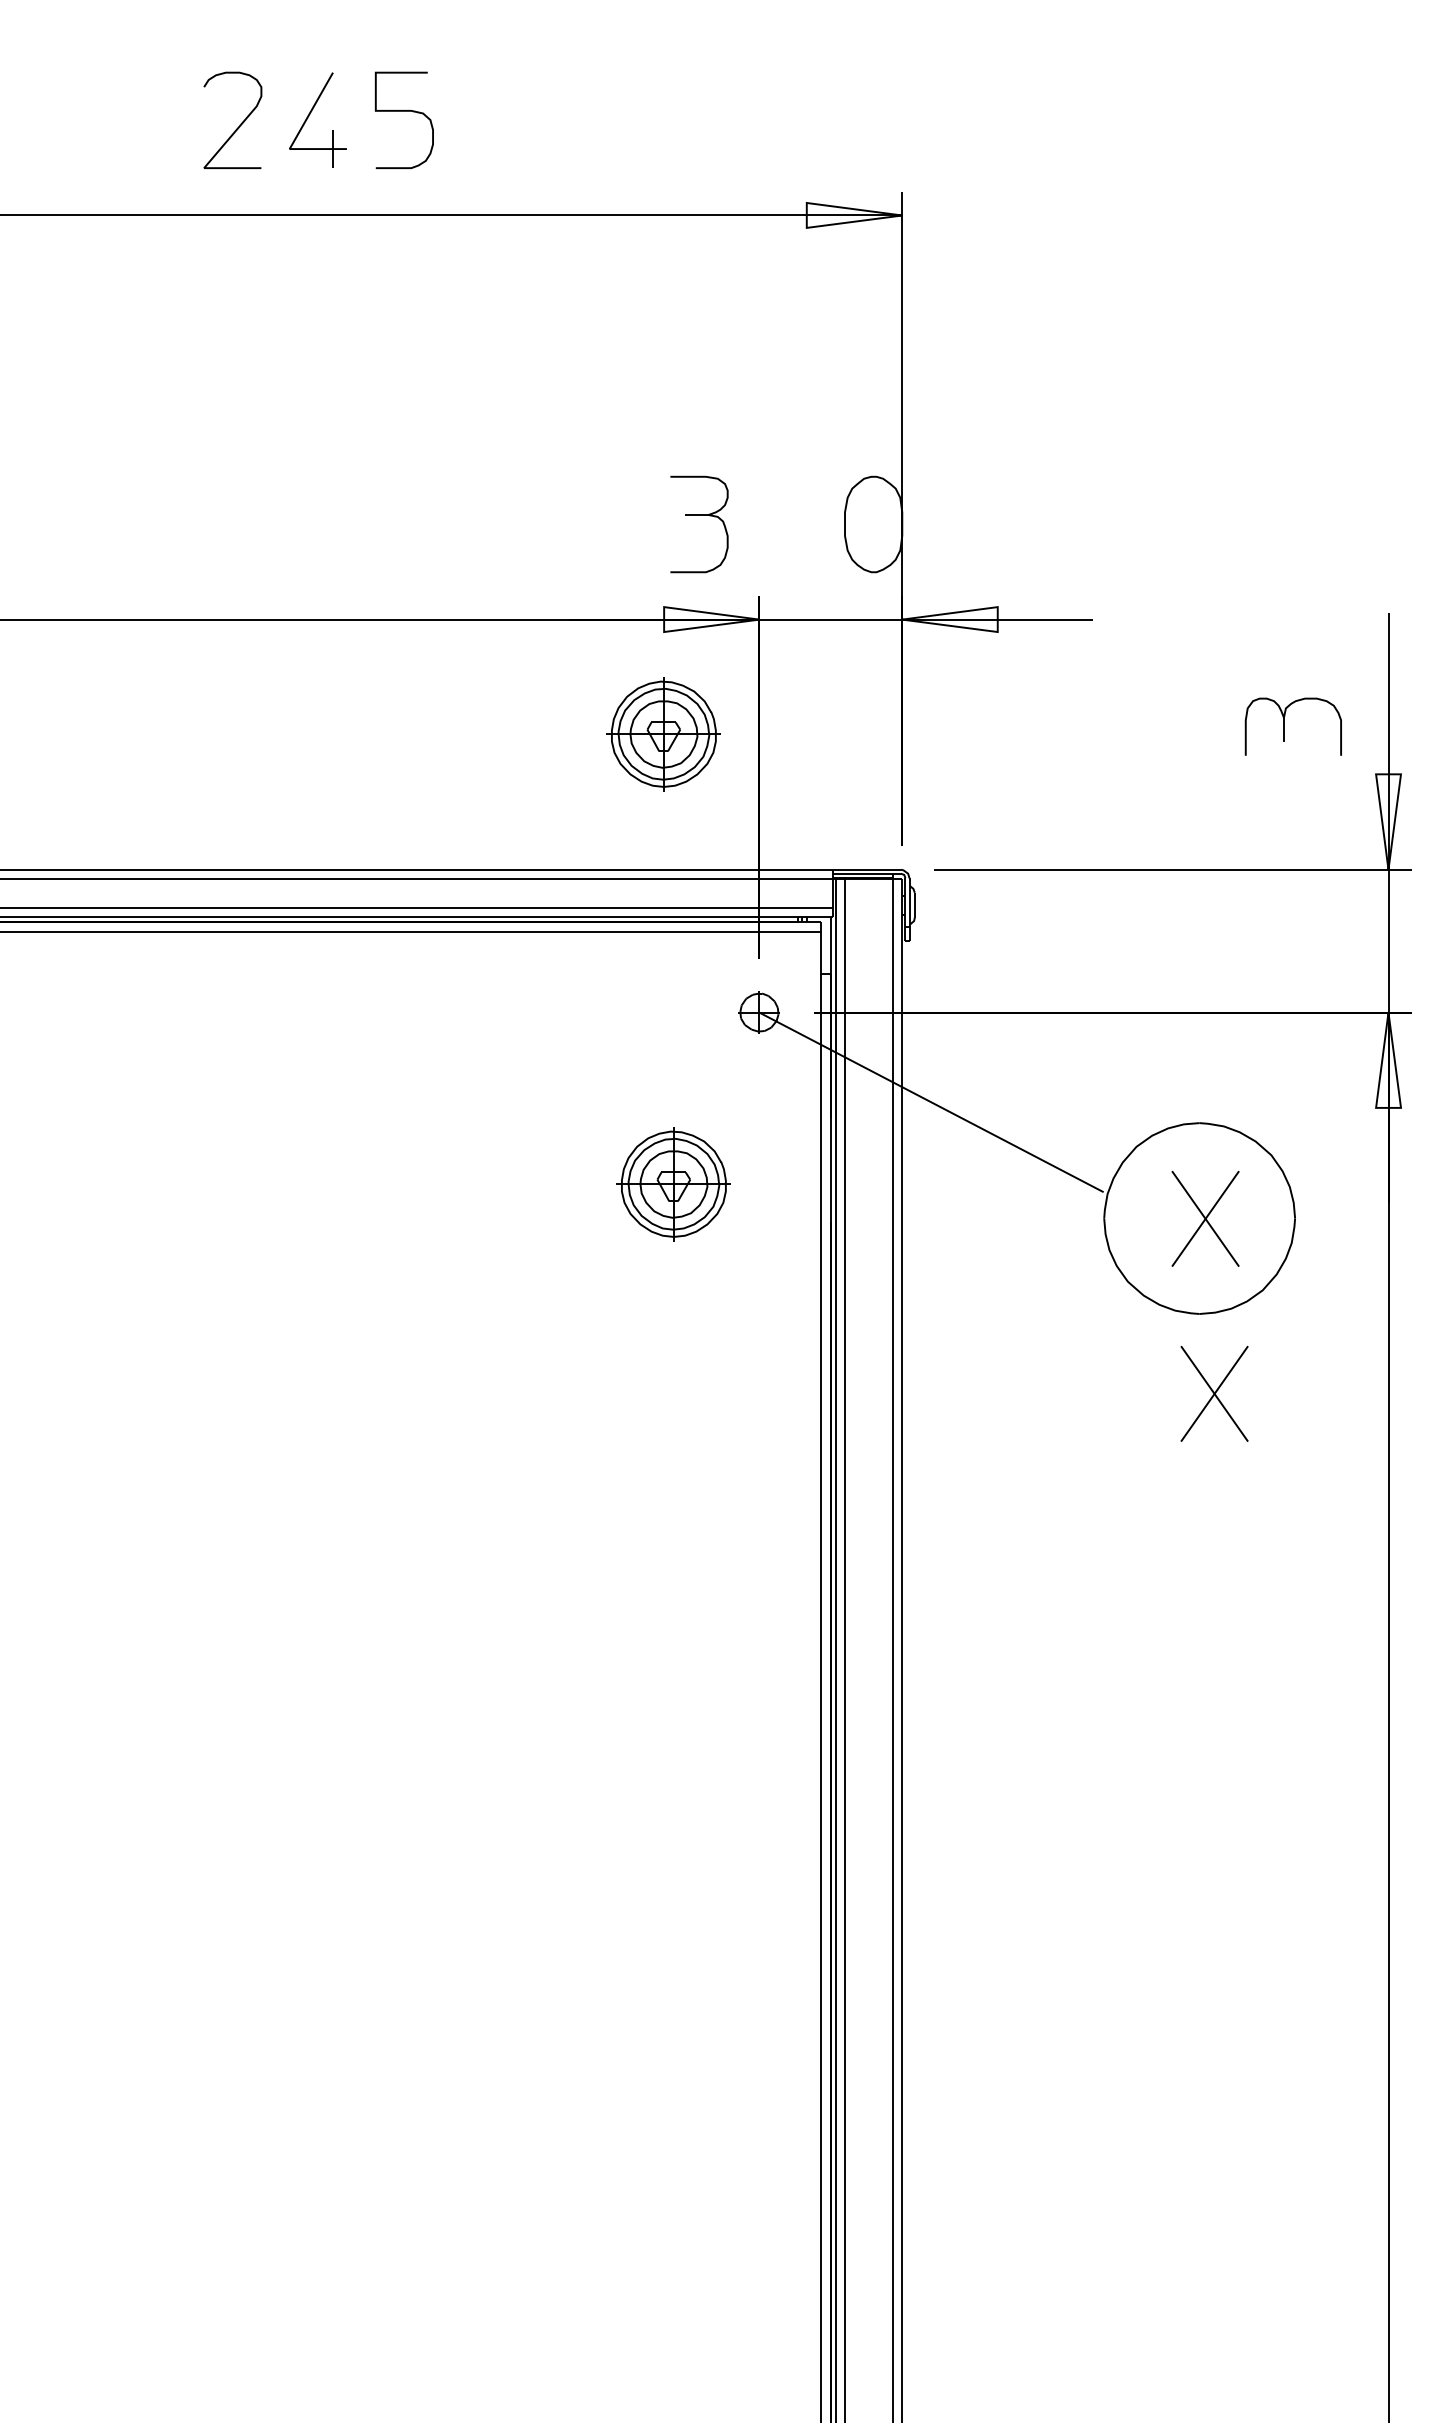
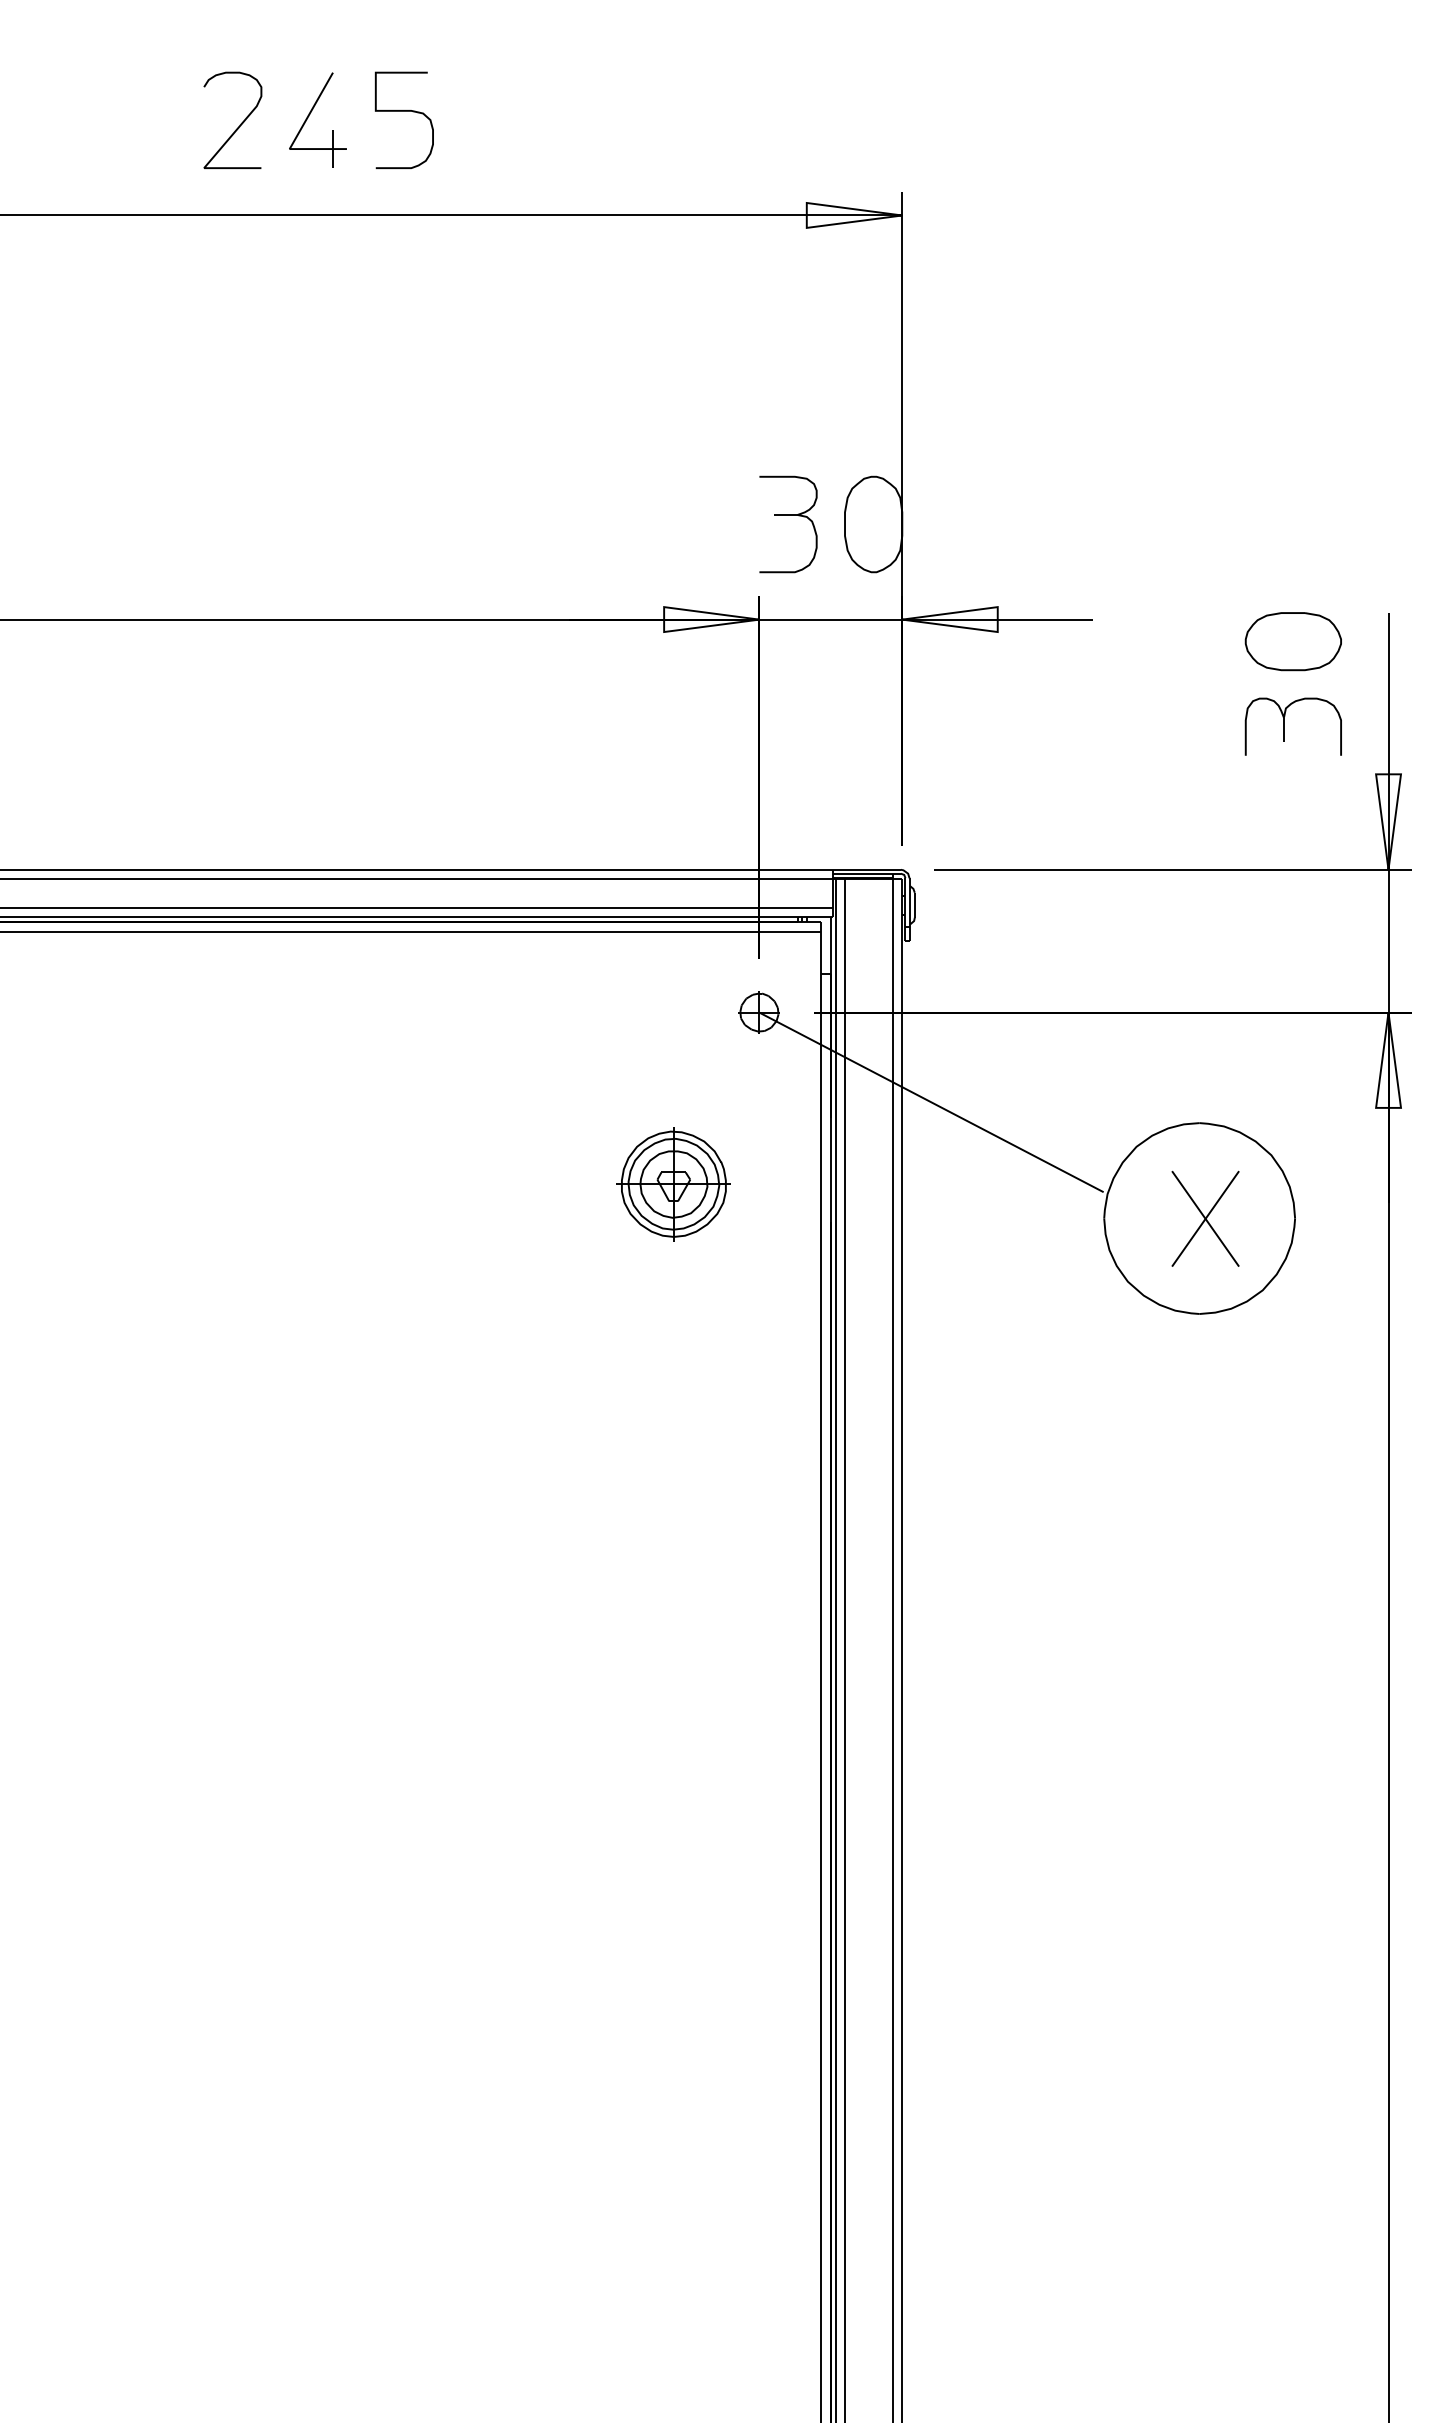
part position: (699, 515) -> (788, 515) (788, 515)
part: none -> present (1292, 641)
part: present -> none (663, 734)
part: present -> none (1214, 1393)
